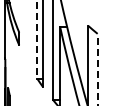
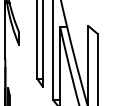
line: dashed -> solid (37, 40)
line: dashed -> solid (97, 69)
